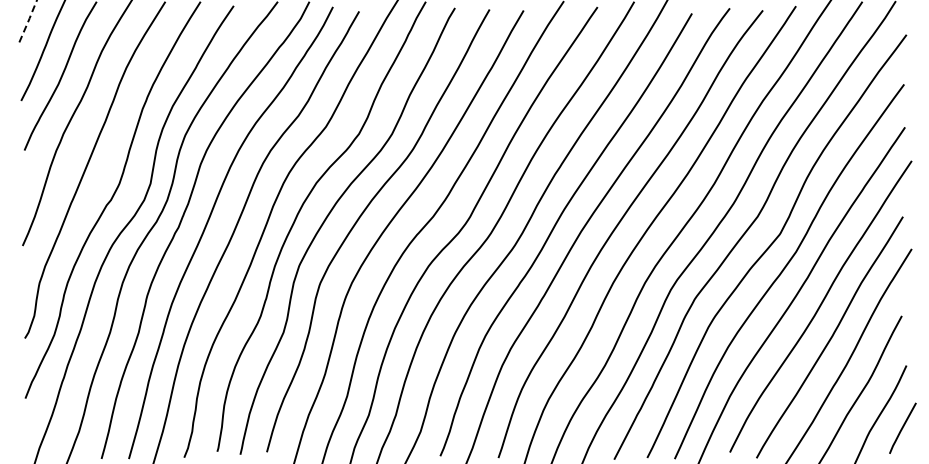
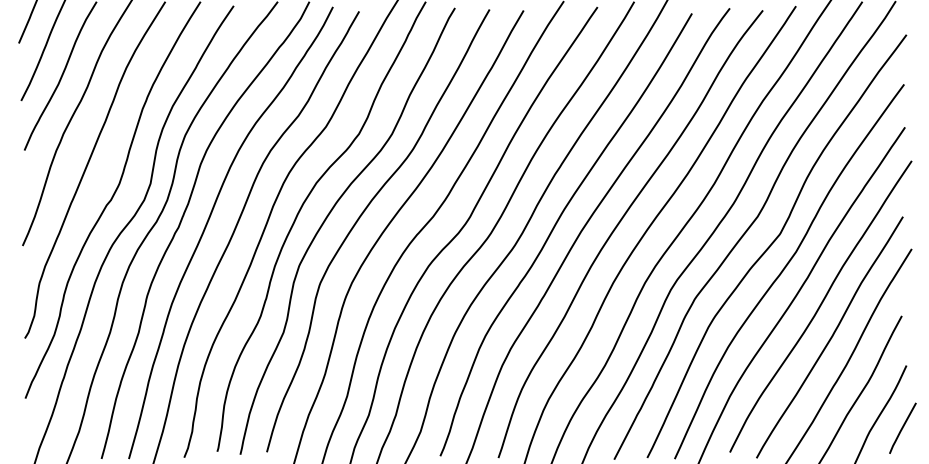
line: dashed -> solid (28, 20)
